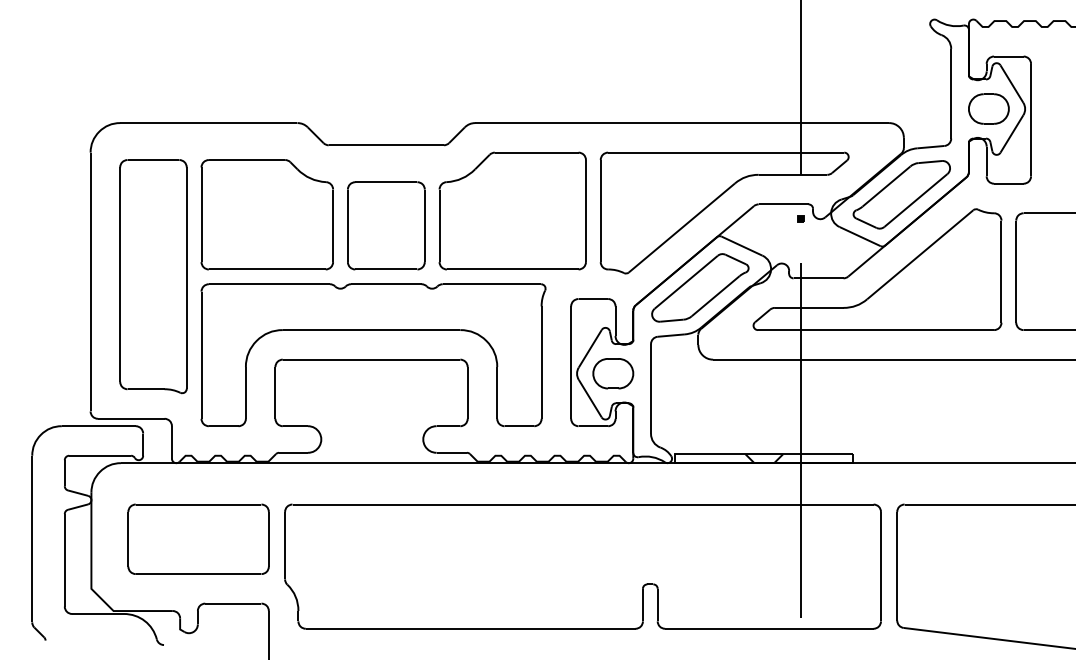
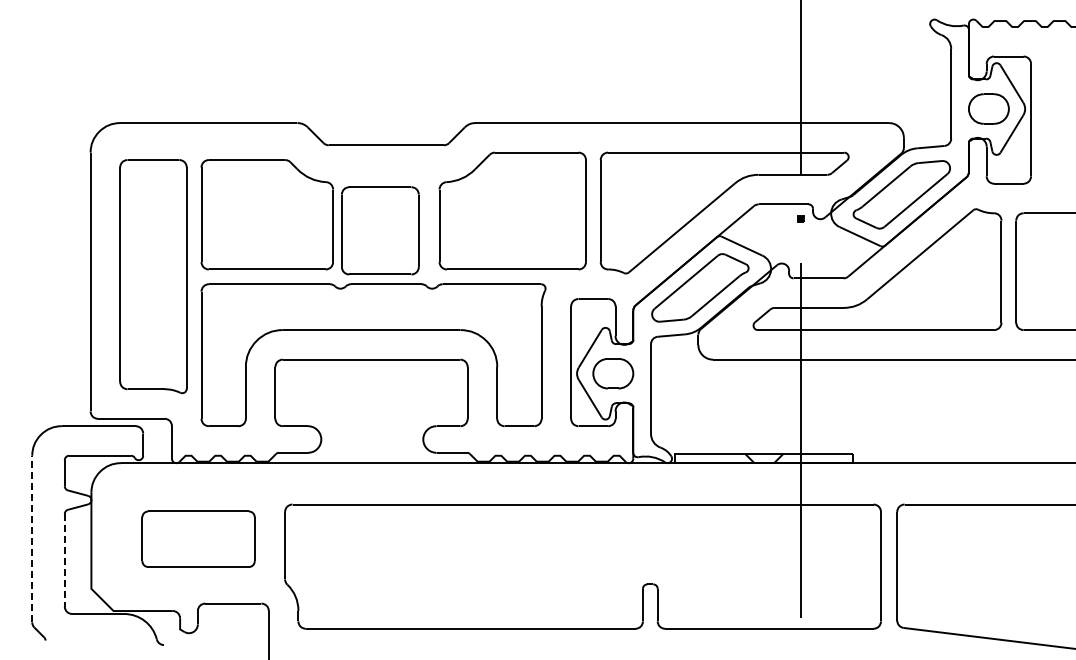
part position: (386, 225) -> (380, 230) (380, 230)
line: solid -> dashed (32, 538)
part size: 143x72 px -> 115x58 px (198, 538)
line: solid -> dashed (64, 560)
